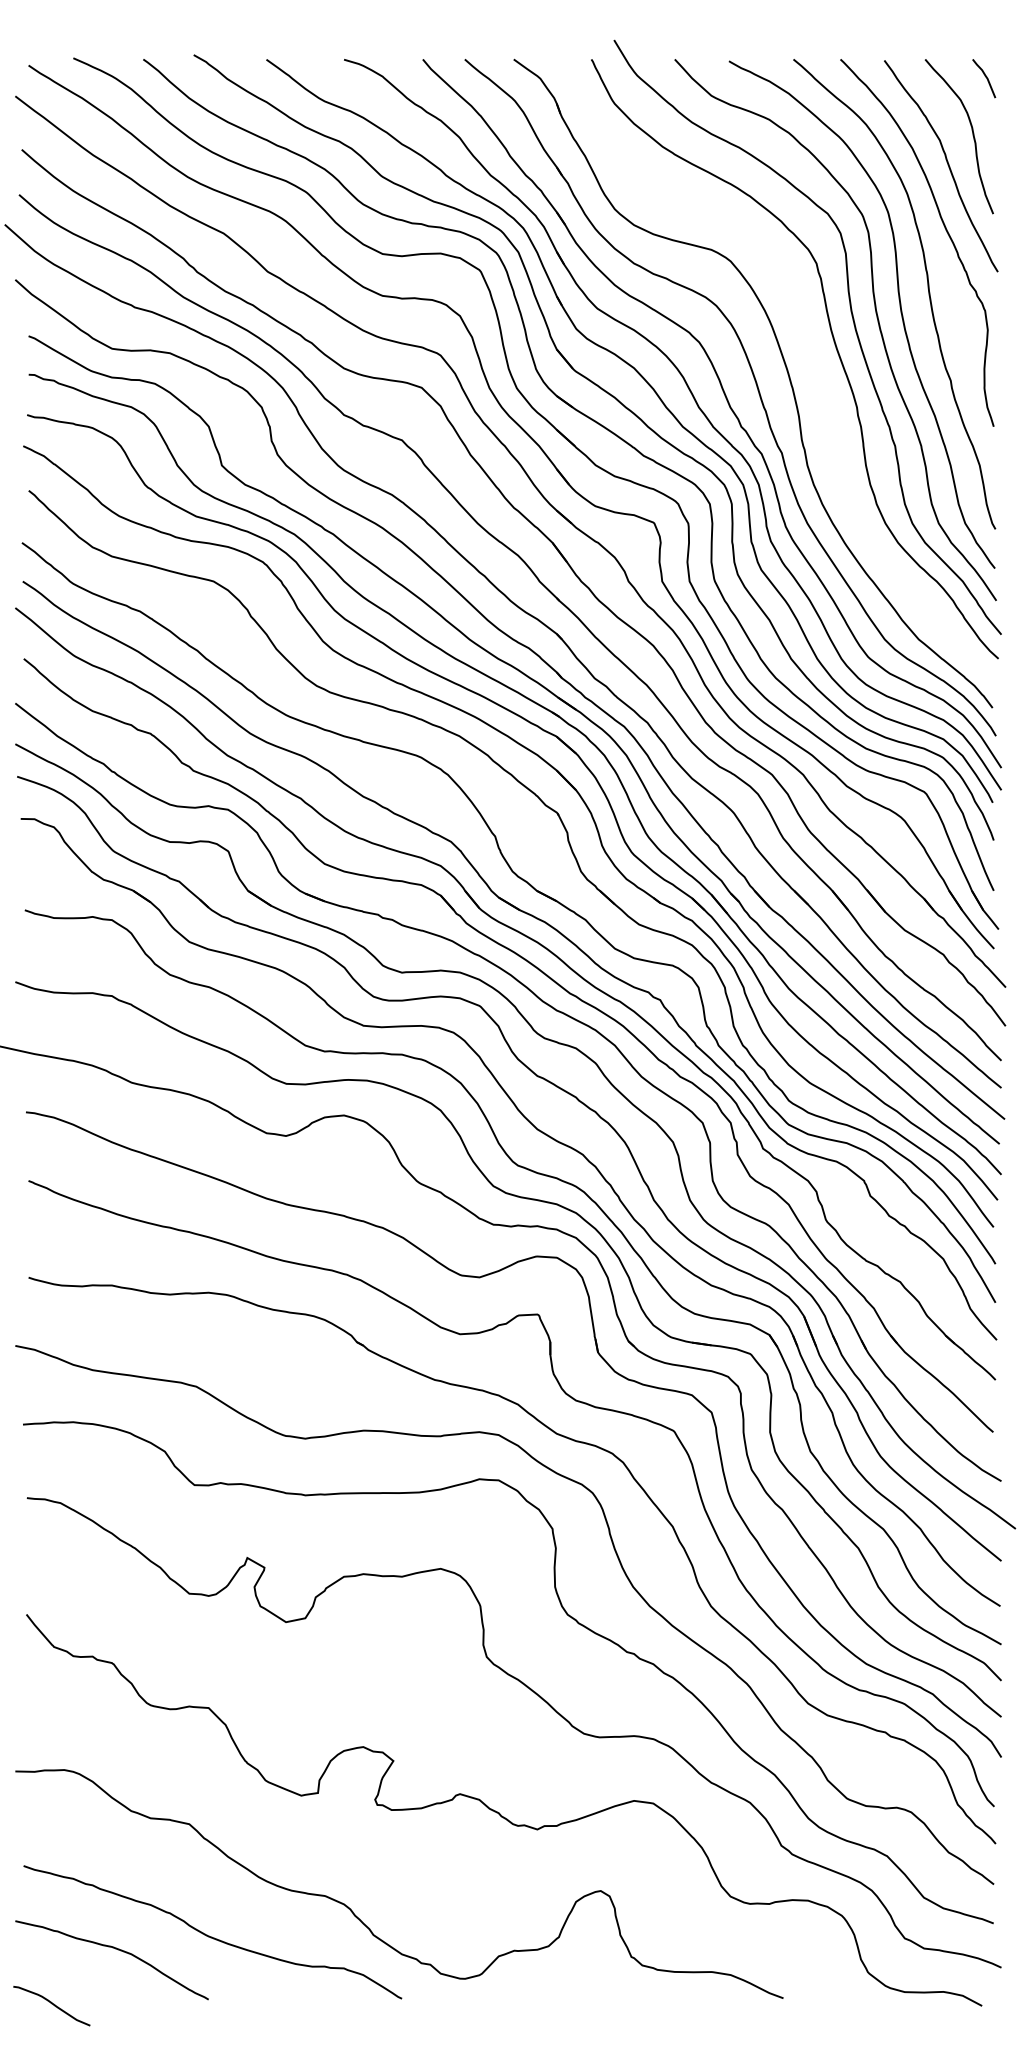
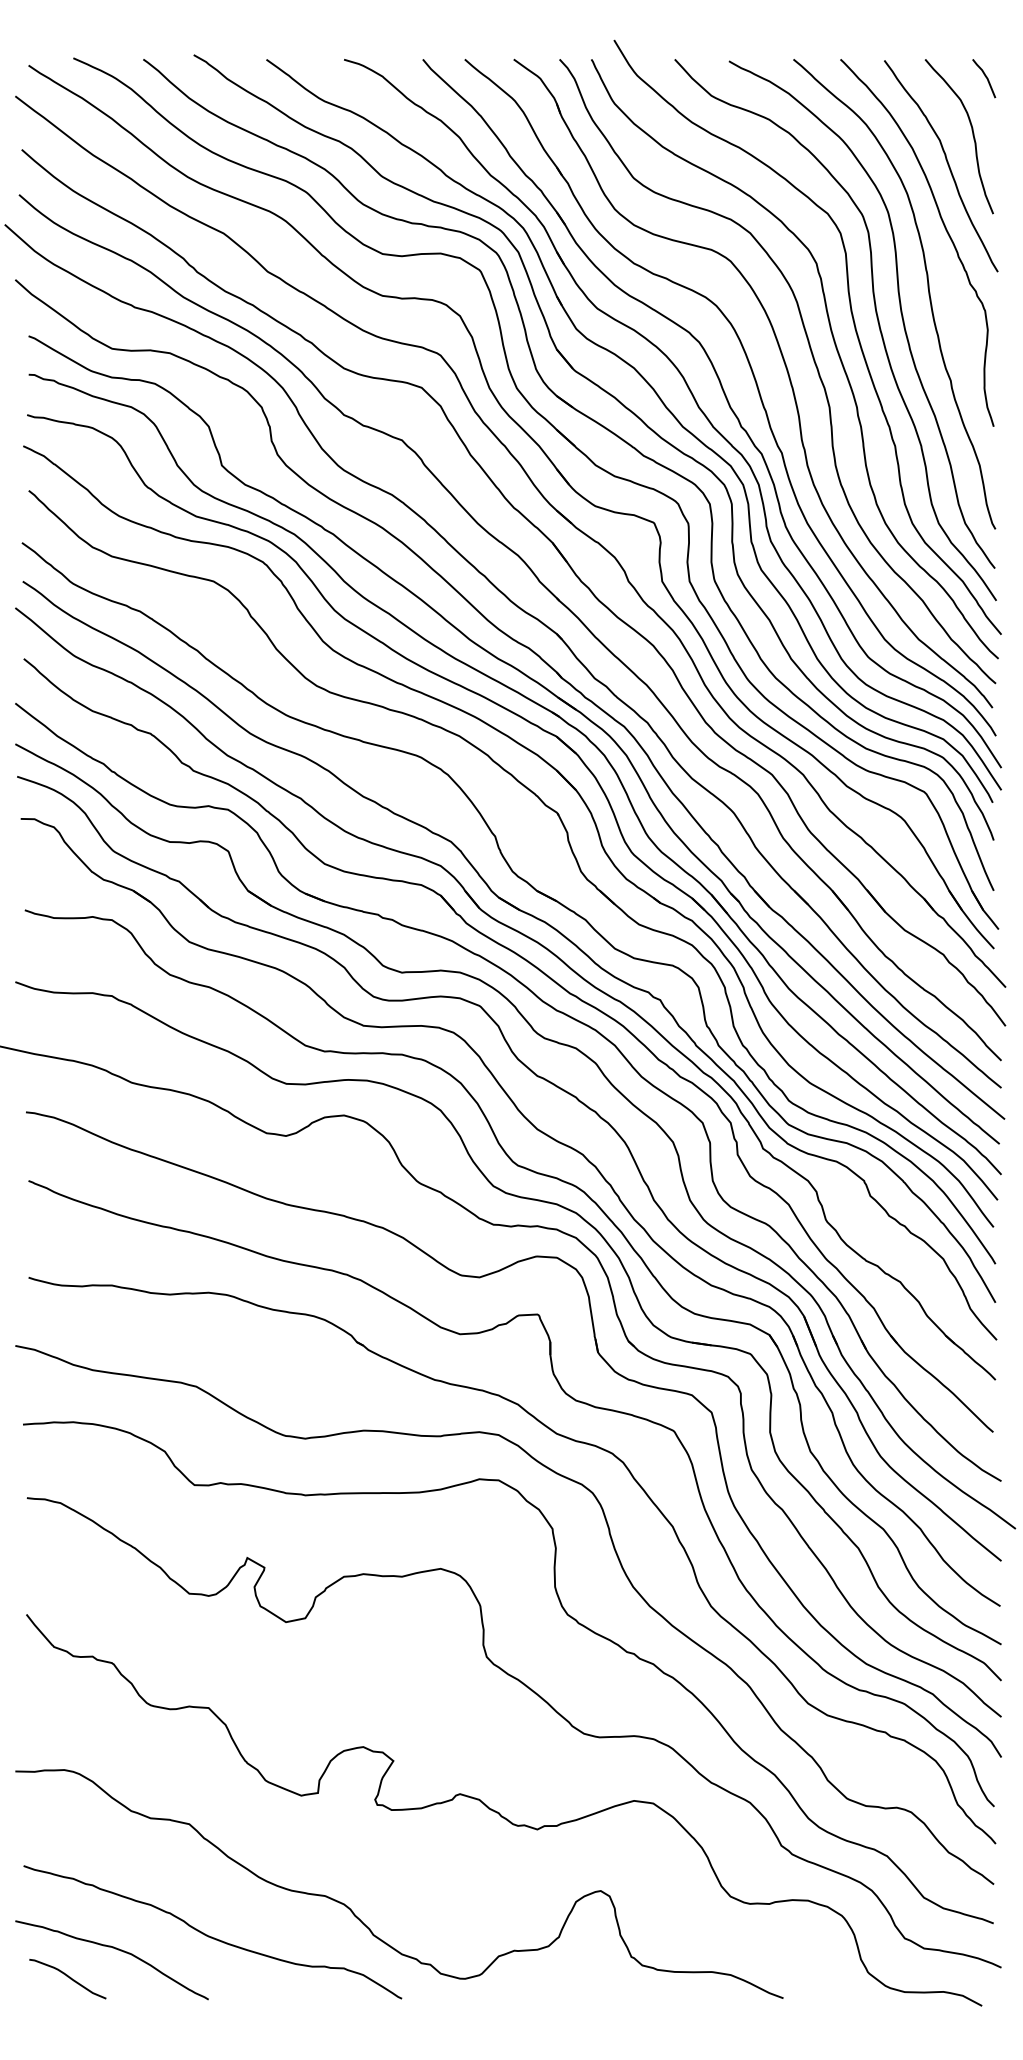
curve: none -> present (812, 358)
curve position: (51, 2004) -> (67, 1977) (67, 1977)
